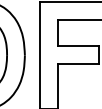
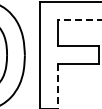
line: solid -> dashed (79, 19)
line: solid -> dashed (57, 86)
